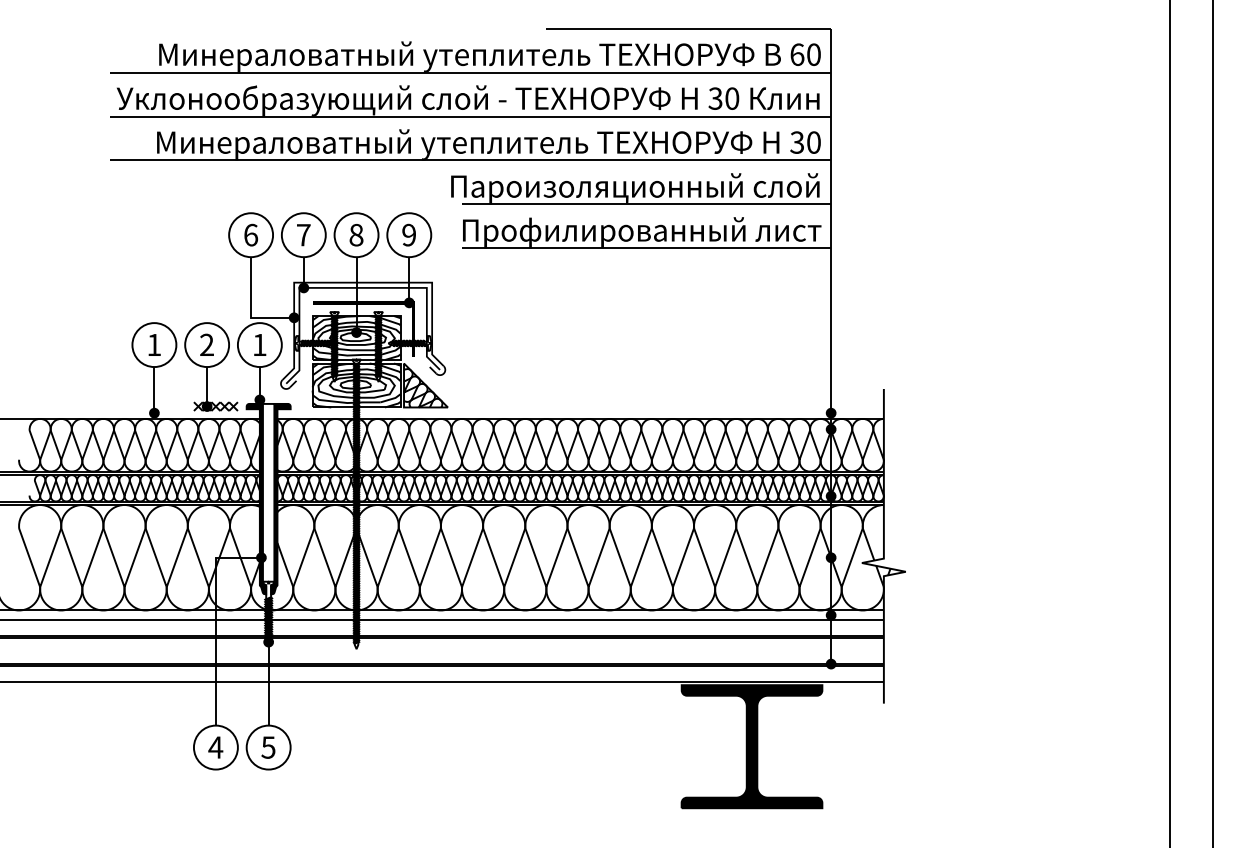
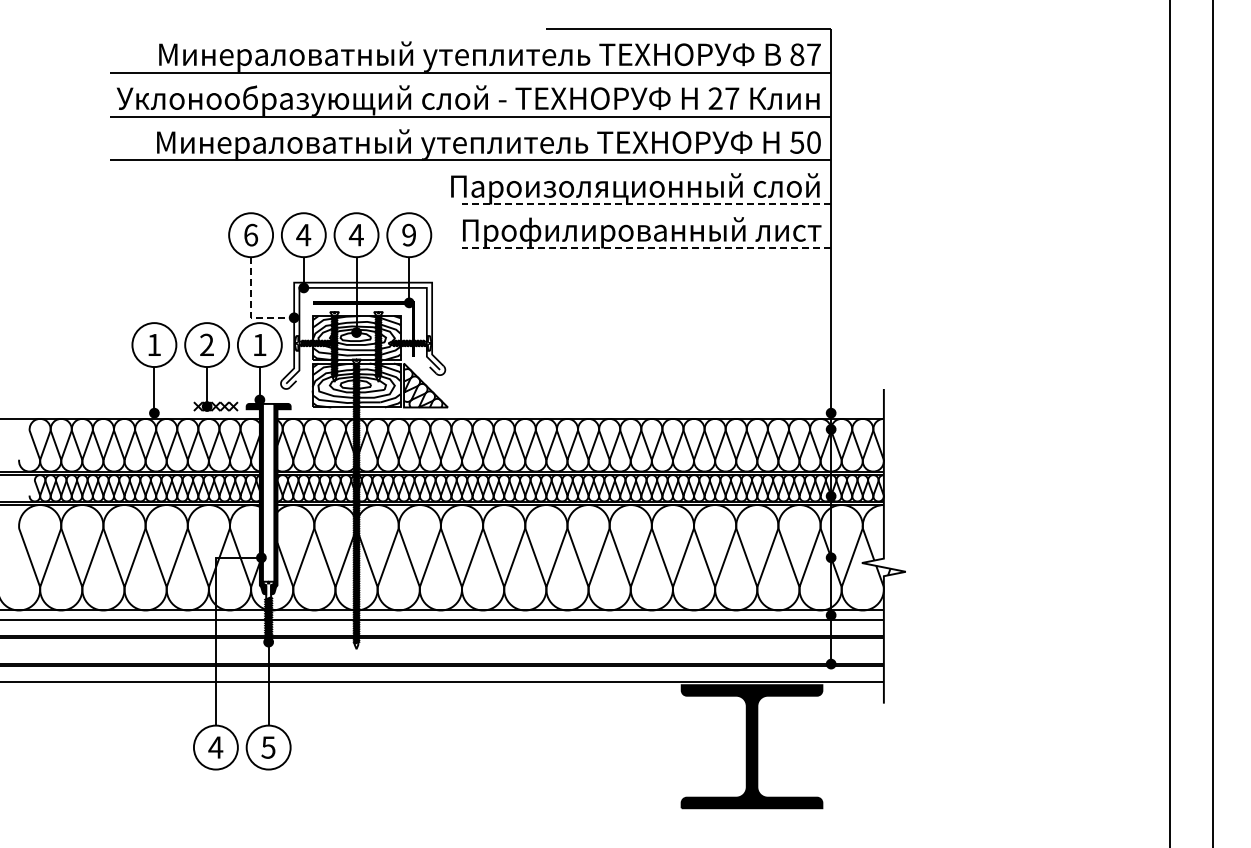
text: 60 -> 87 (805, 54)
text: 30 -> 27 (723, 98)
text: 30 -> 50 (797, 142)
line: solid -> dashed (646, 204)
text: 8 -> 4 (355, 234)
text: 7 -> 4 (303, 235)
line: solid -> dashed (646, 248)
line: solid -> dashed (251, 309)
